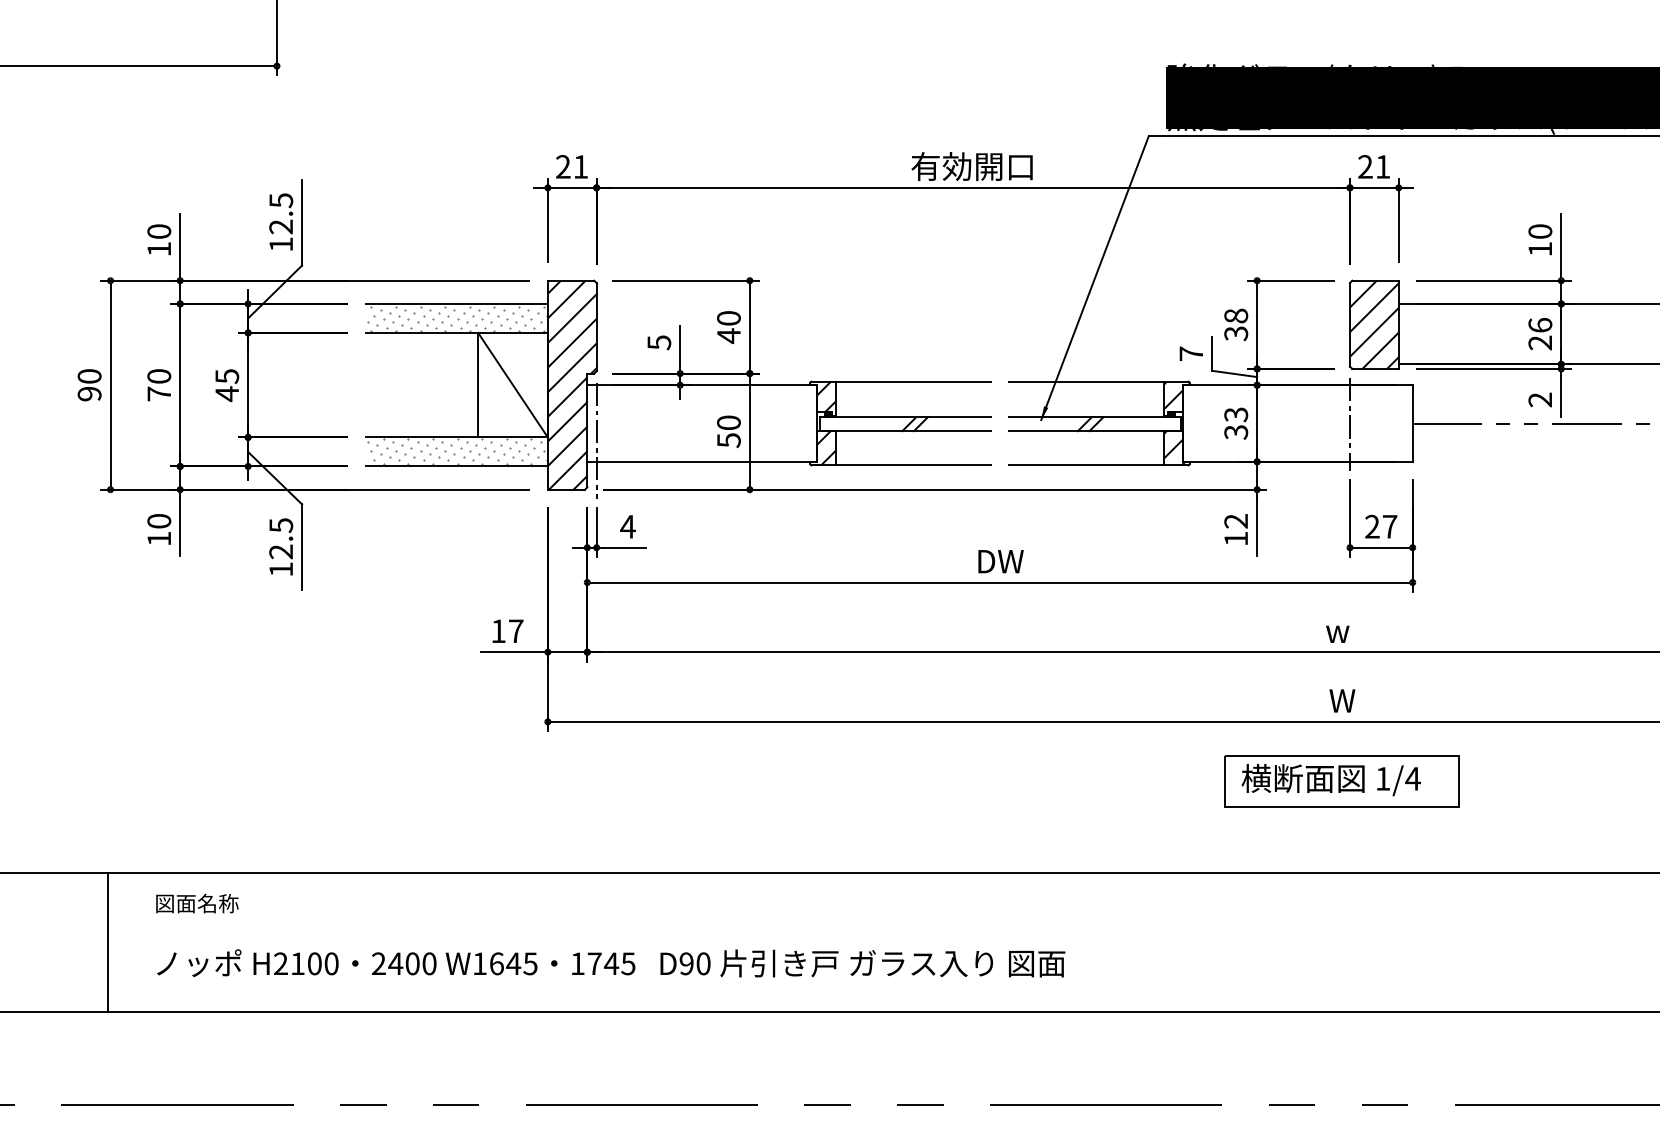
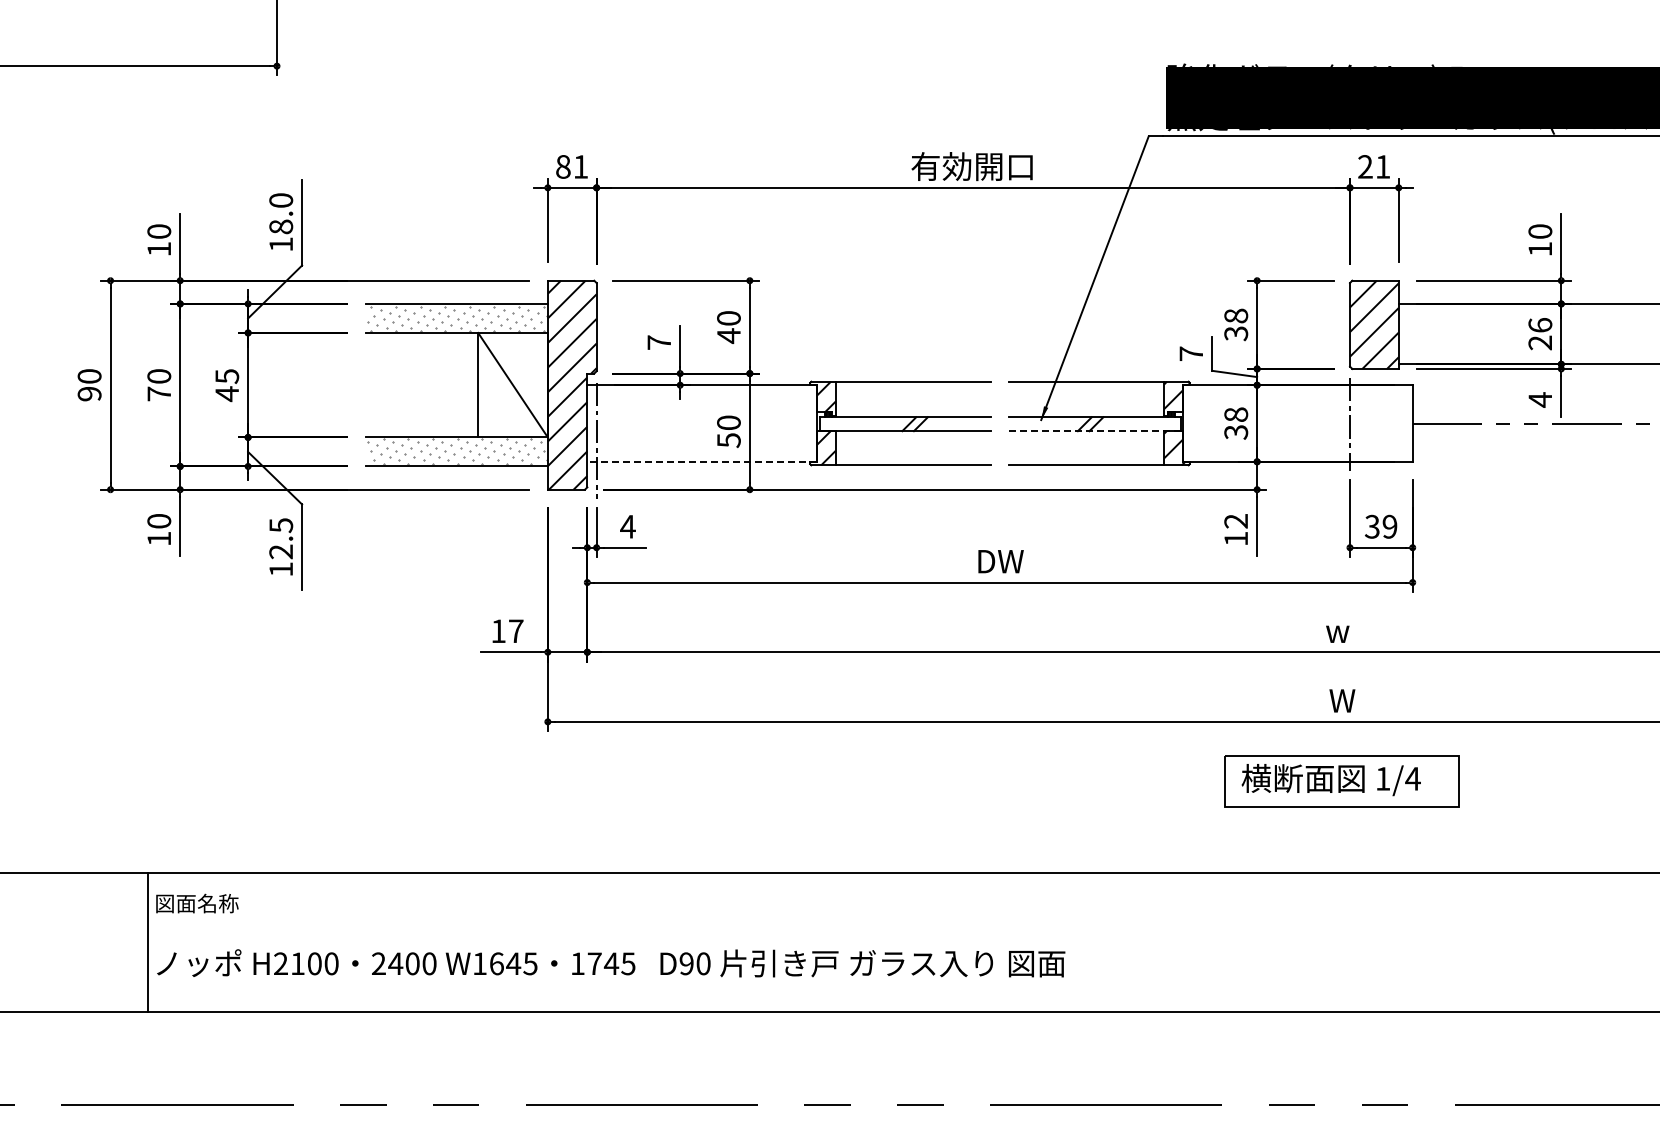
text: 21 -> 81 (563, 166)
text: 12.5 -> 18.0 (281, 213)
text: 5 -> 7 (659, 342)
text: 2 -> 4 (1539, 399)
text: 33 -> 38 (1236, 414)
line: solid -> dashed (1096, 431)
line: solid -> dashed (702, 461)
text: 27 -> 39 (1380, 526)
line position: (107, 942) -> (147, 942) (147, 942)
